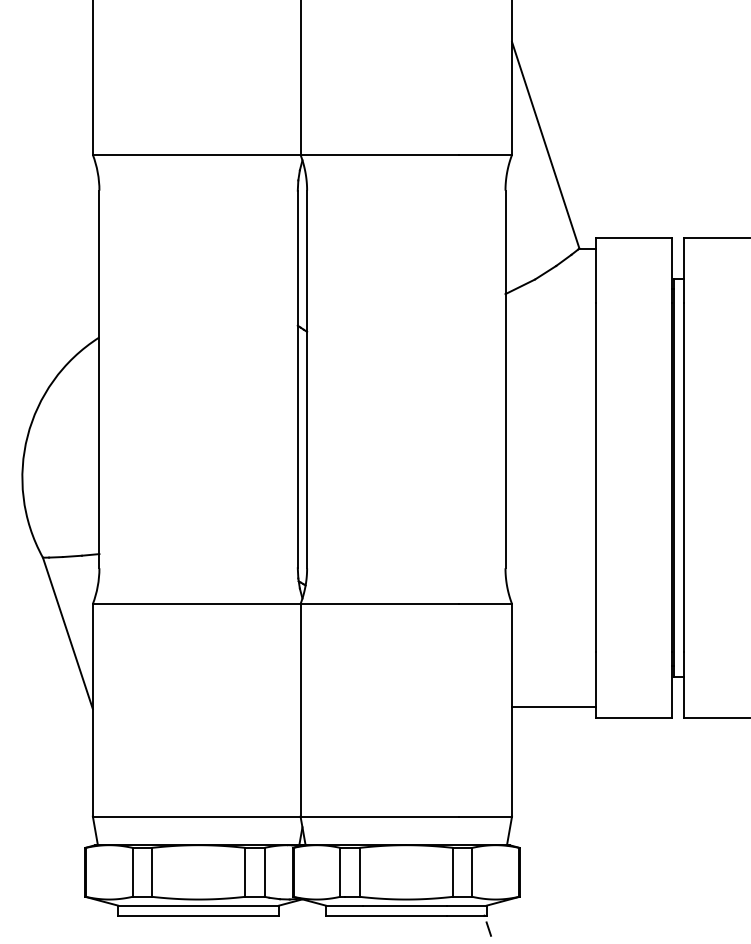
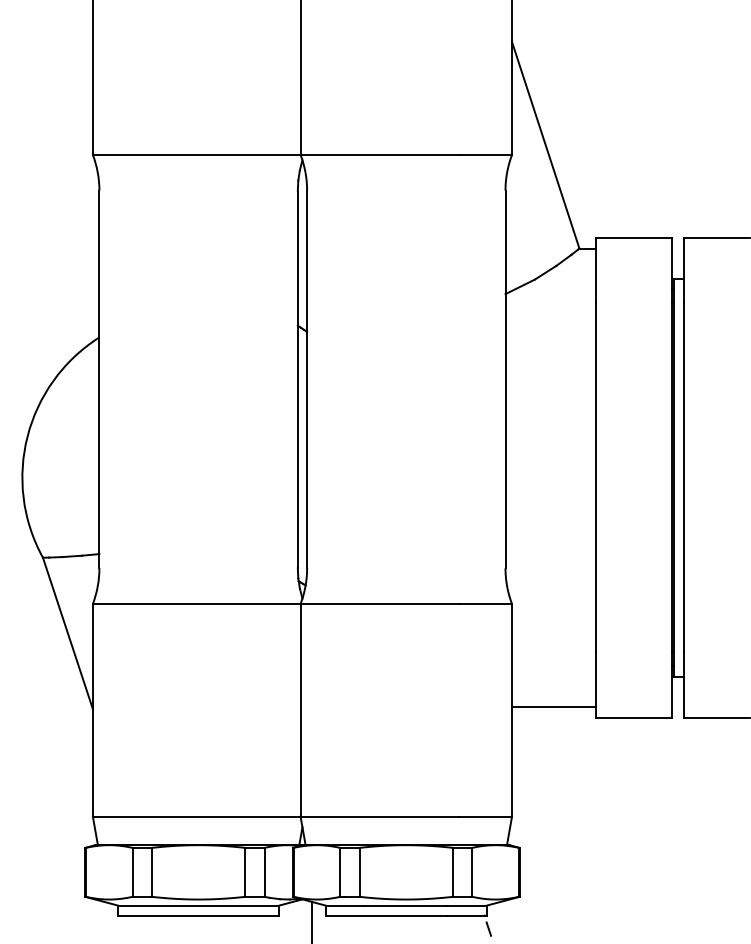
line: none -> present (311, 920)
